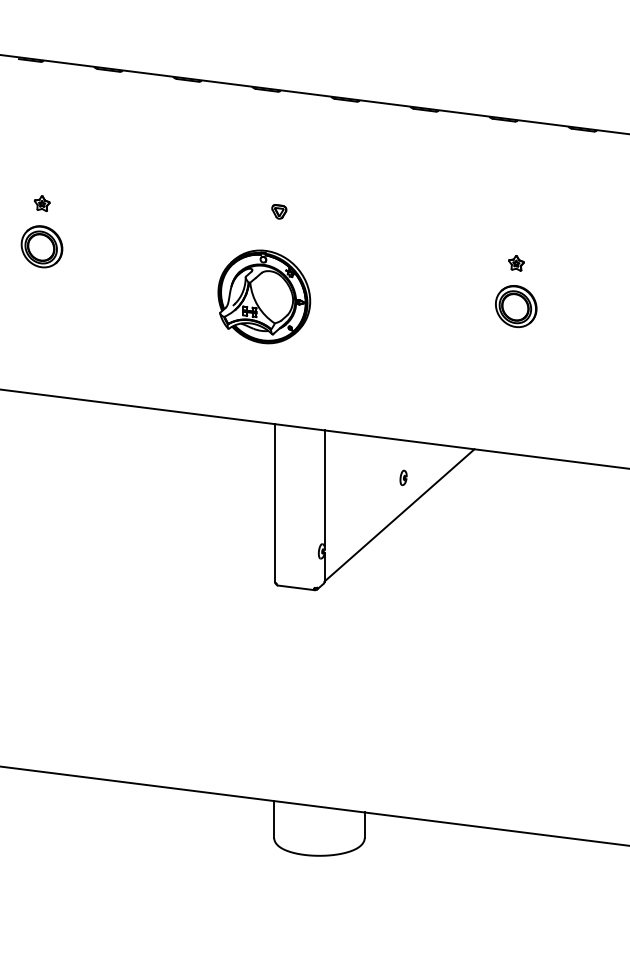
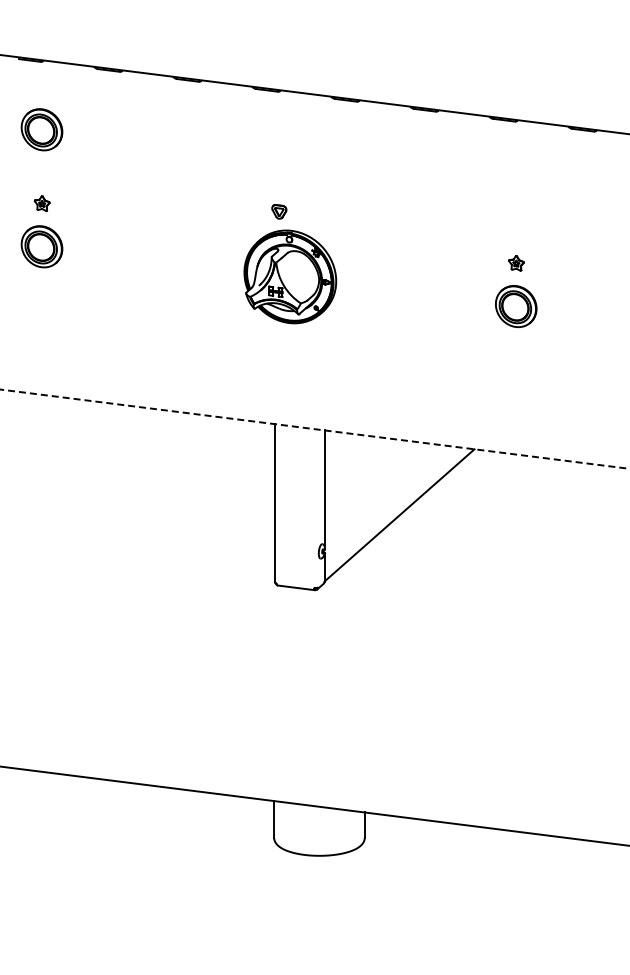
part: none -> present (41, 129)
part position: (264, 296) -> (290, 276) (290, 276)
line: solid -> dashed (315, 429)
part: present -> none (403, 477)
